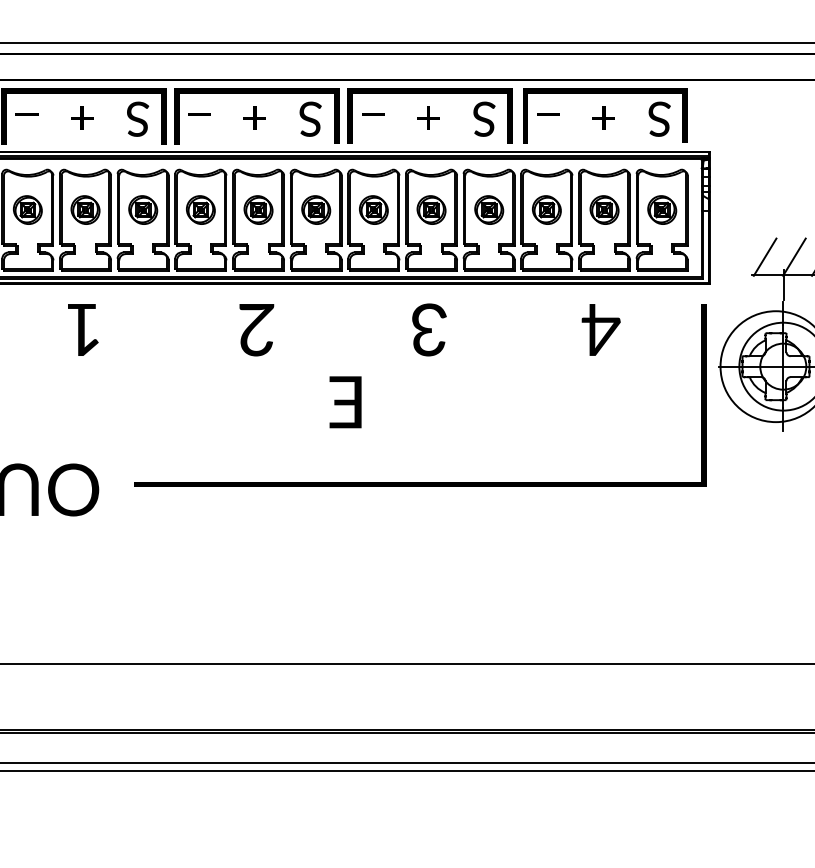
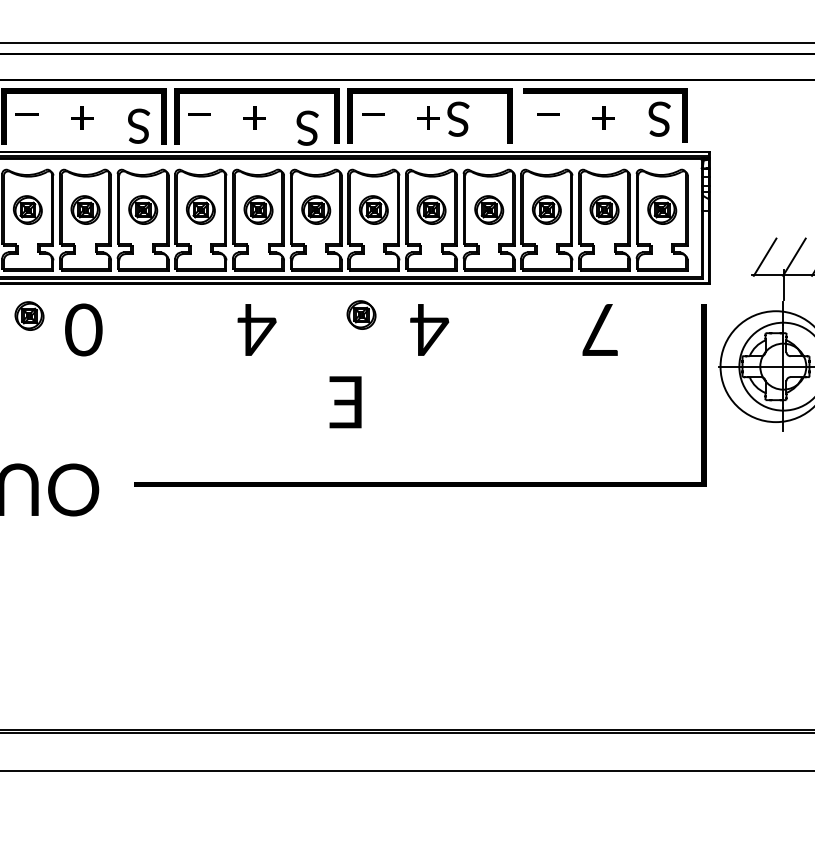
fill: present -> none (525, 115)
text position: (138, 118) -> (139, 125) (139, 125)
text position: (310, 118) -> (307, 127) (307, 127)
text position: (484, 118) -> (458, 118) (458, 118)
part: none -> present (361, 314)
part: none -> present (29, 315)
text: 1 -> 0 (83, 329)
text: 3 -> 4 (429, 329)
text: 4 -> 7 (600, 329)
text: 2 -> 4 (256, 330)
line: present -> none (406, 664)
line: present -> none (406, 762)
